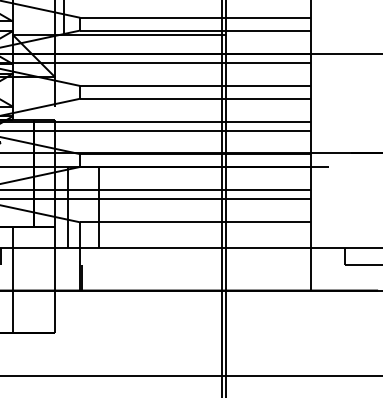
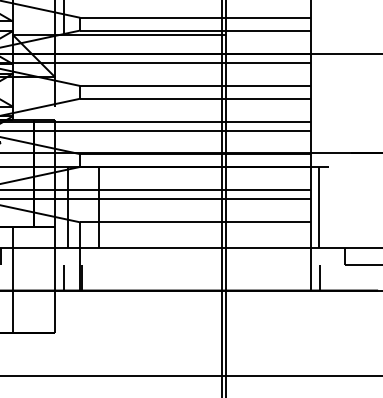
line: none -> present (318, 207)
line: none -> present (63, 277)
line: none -> present (319, 277)
